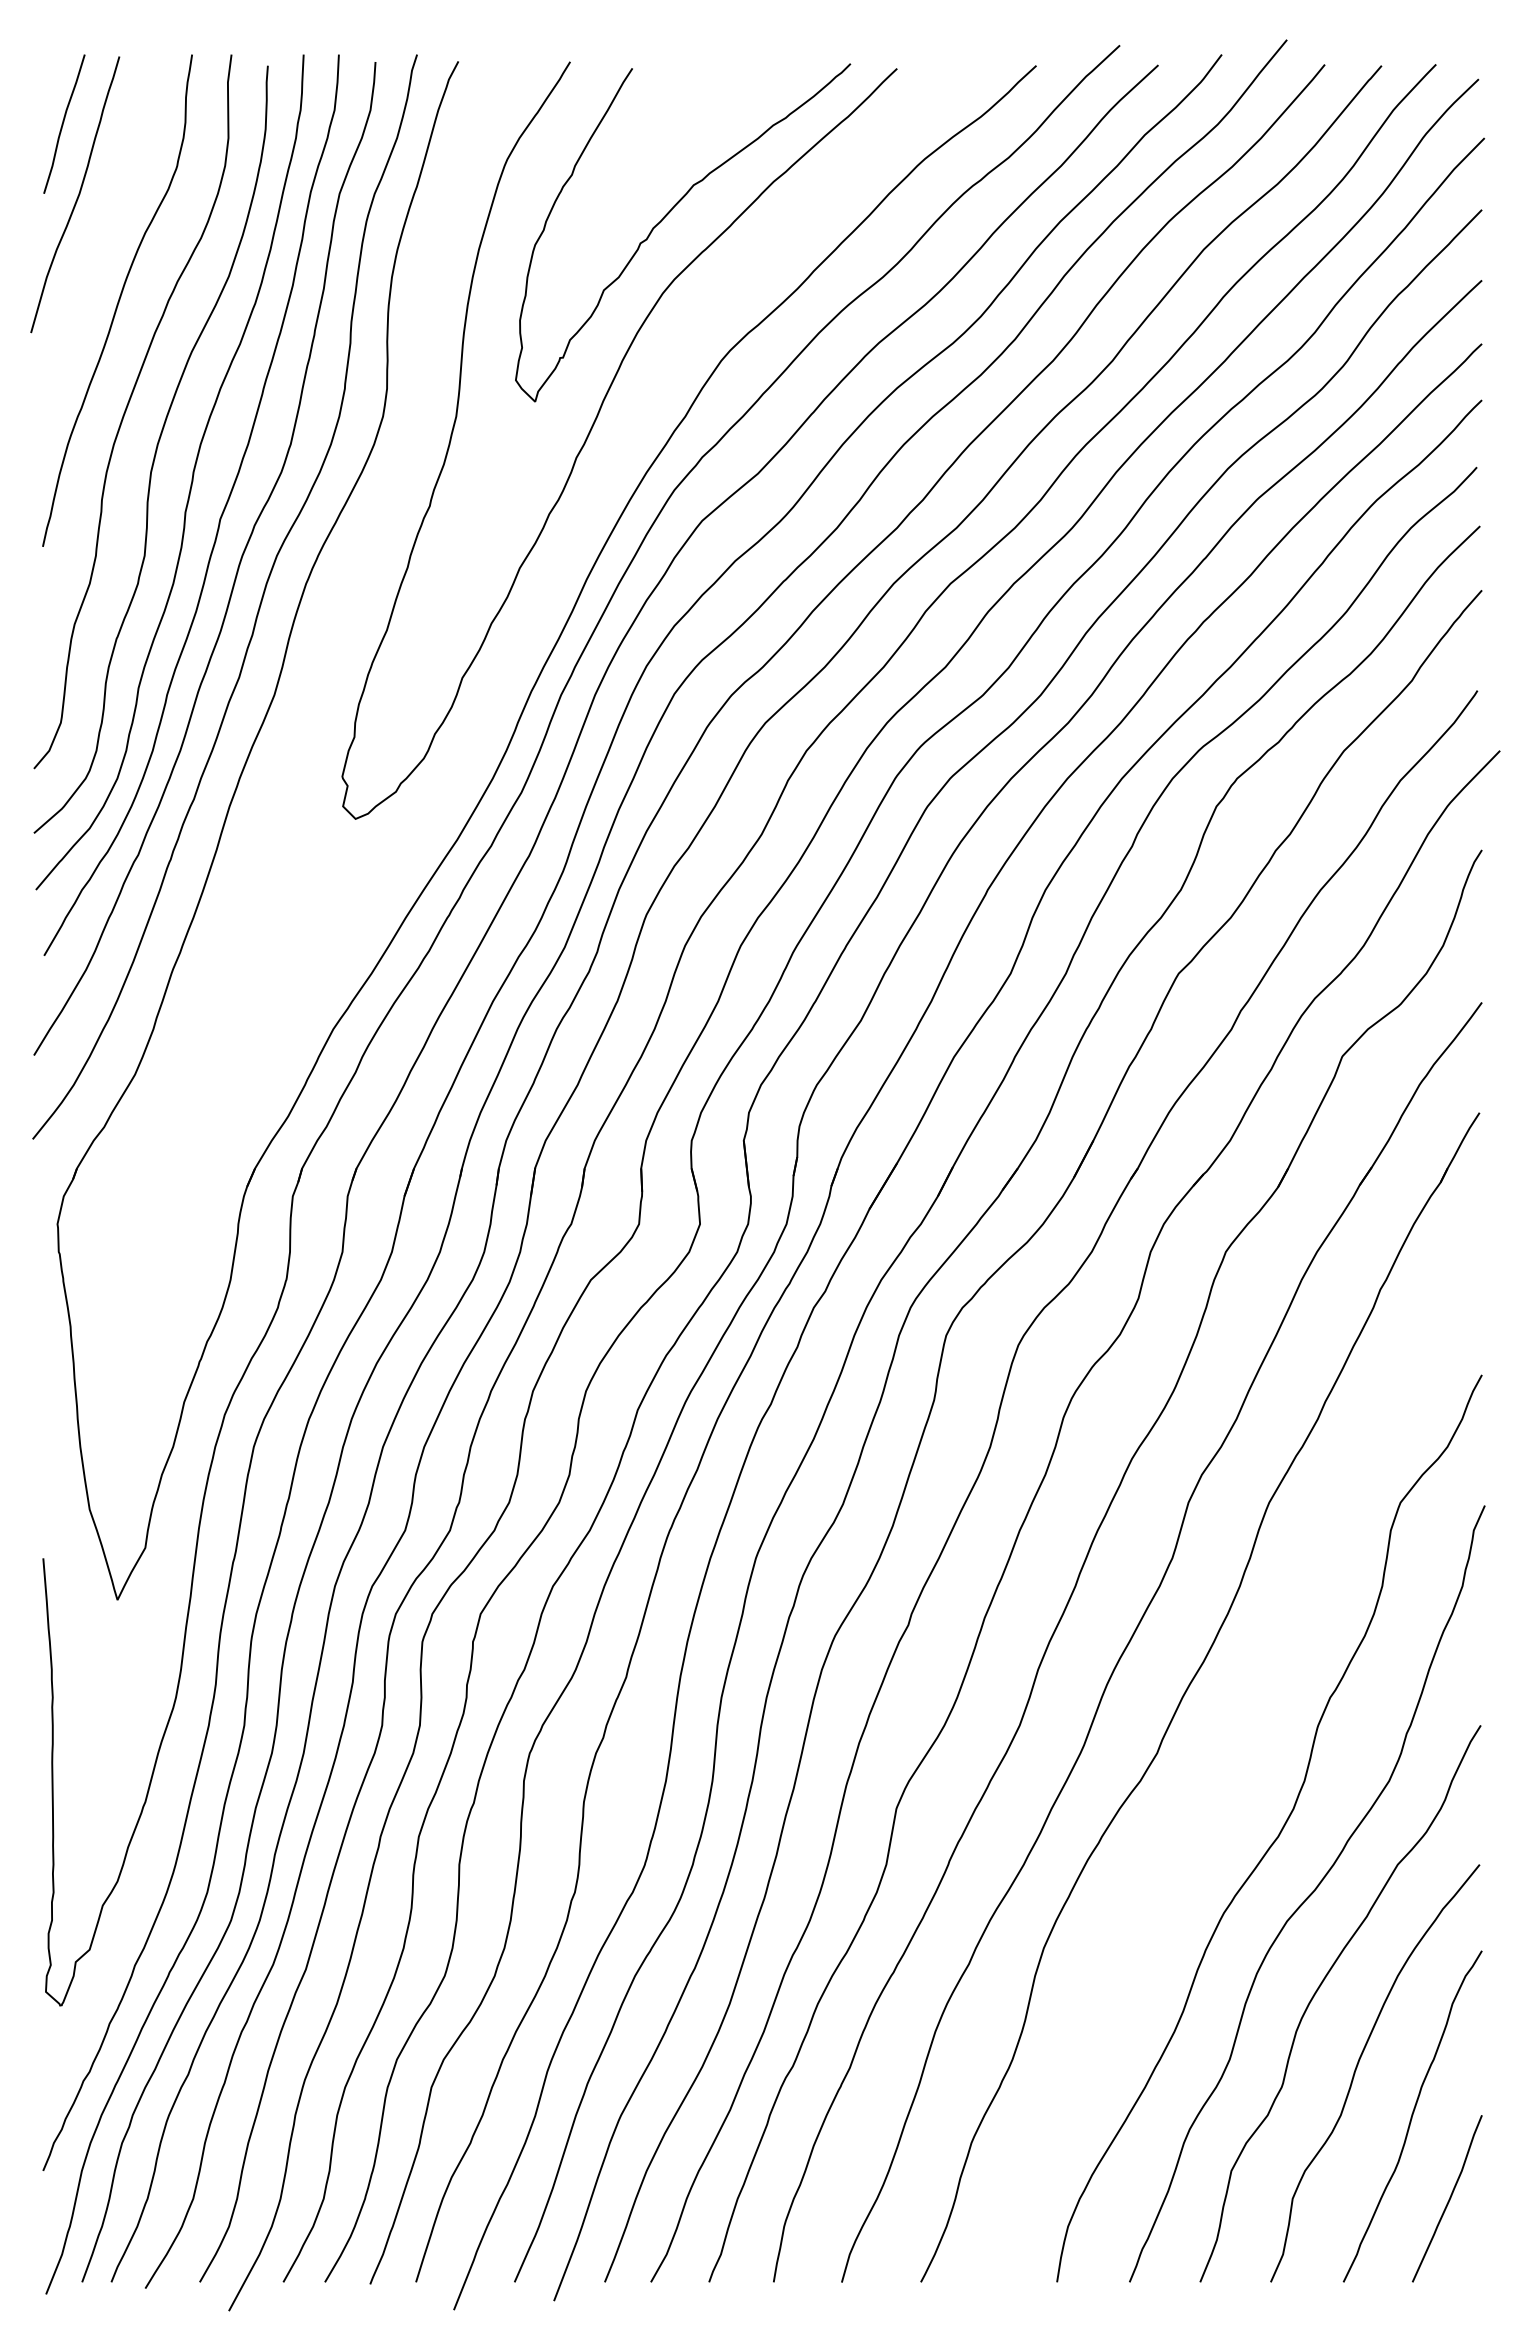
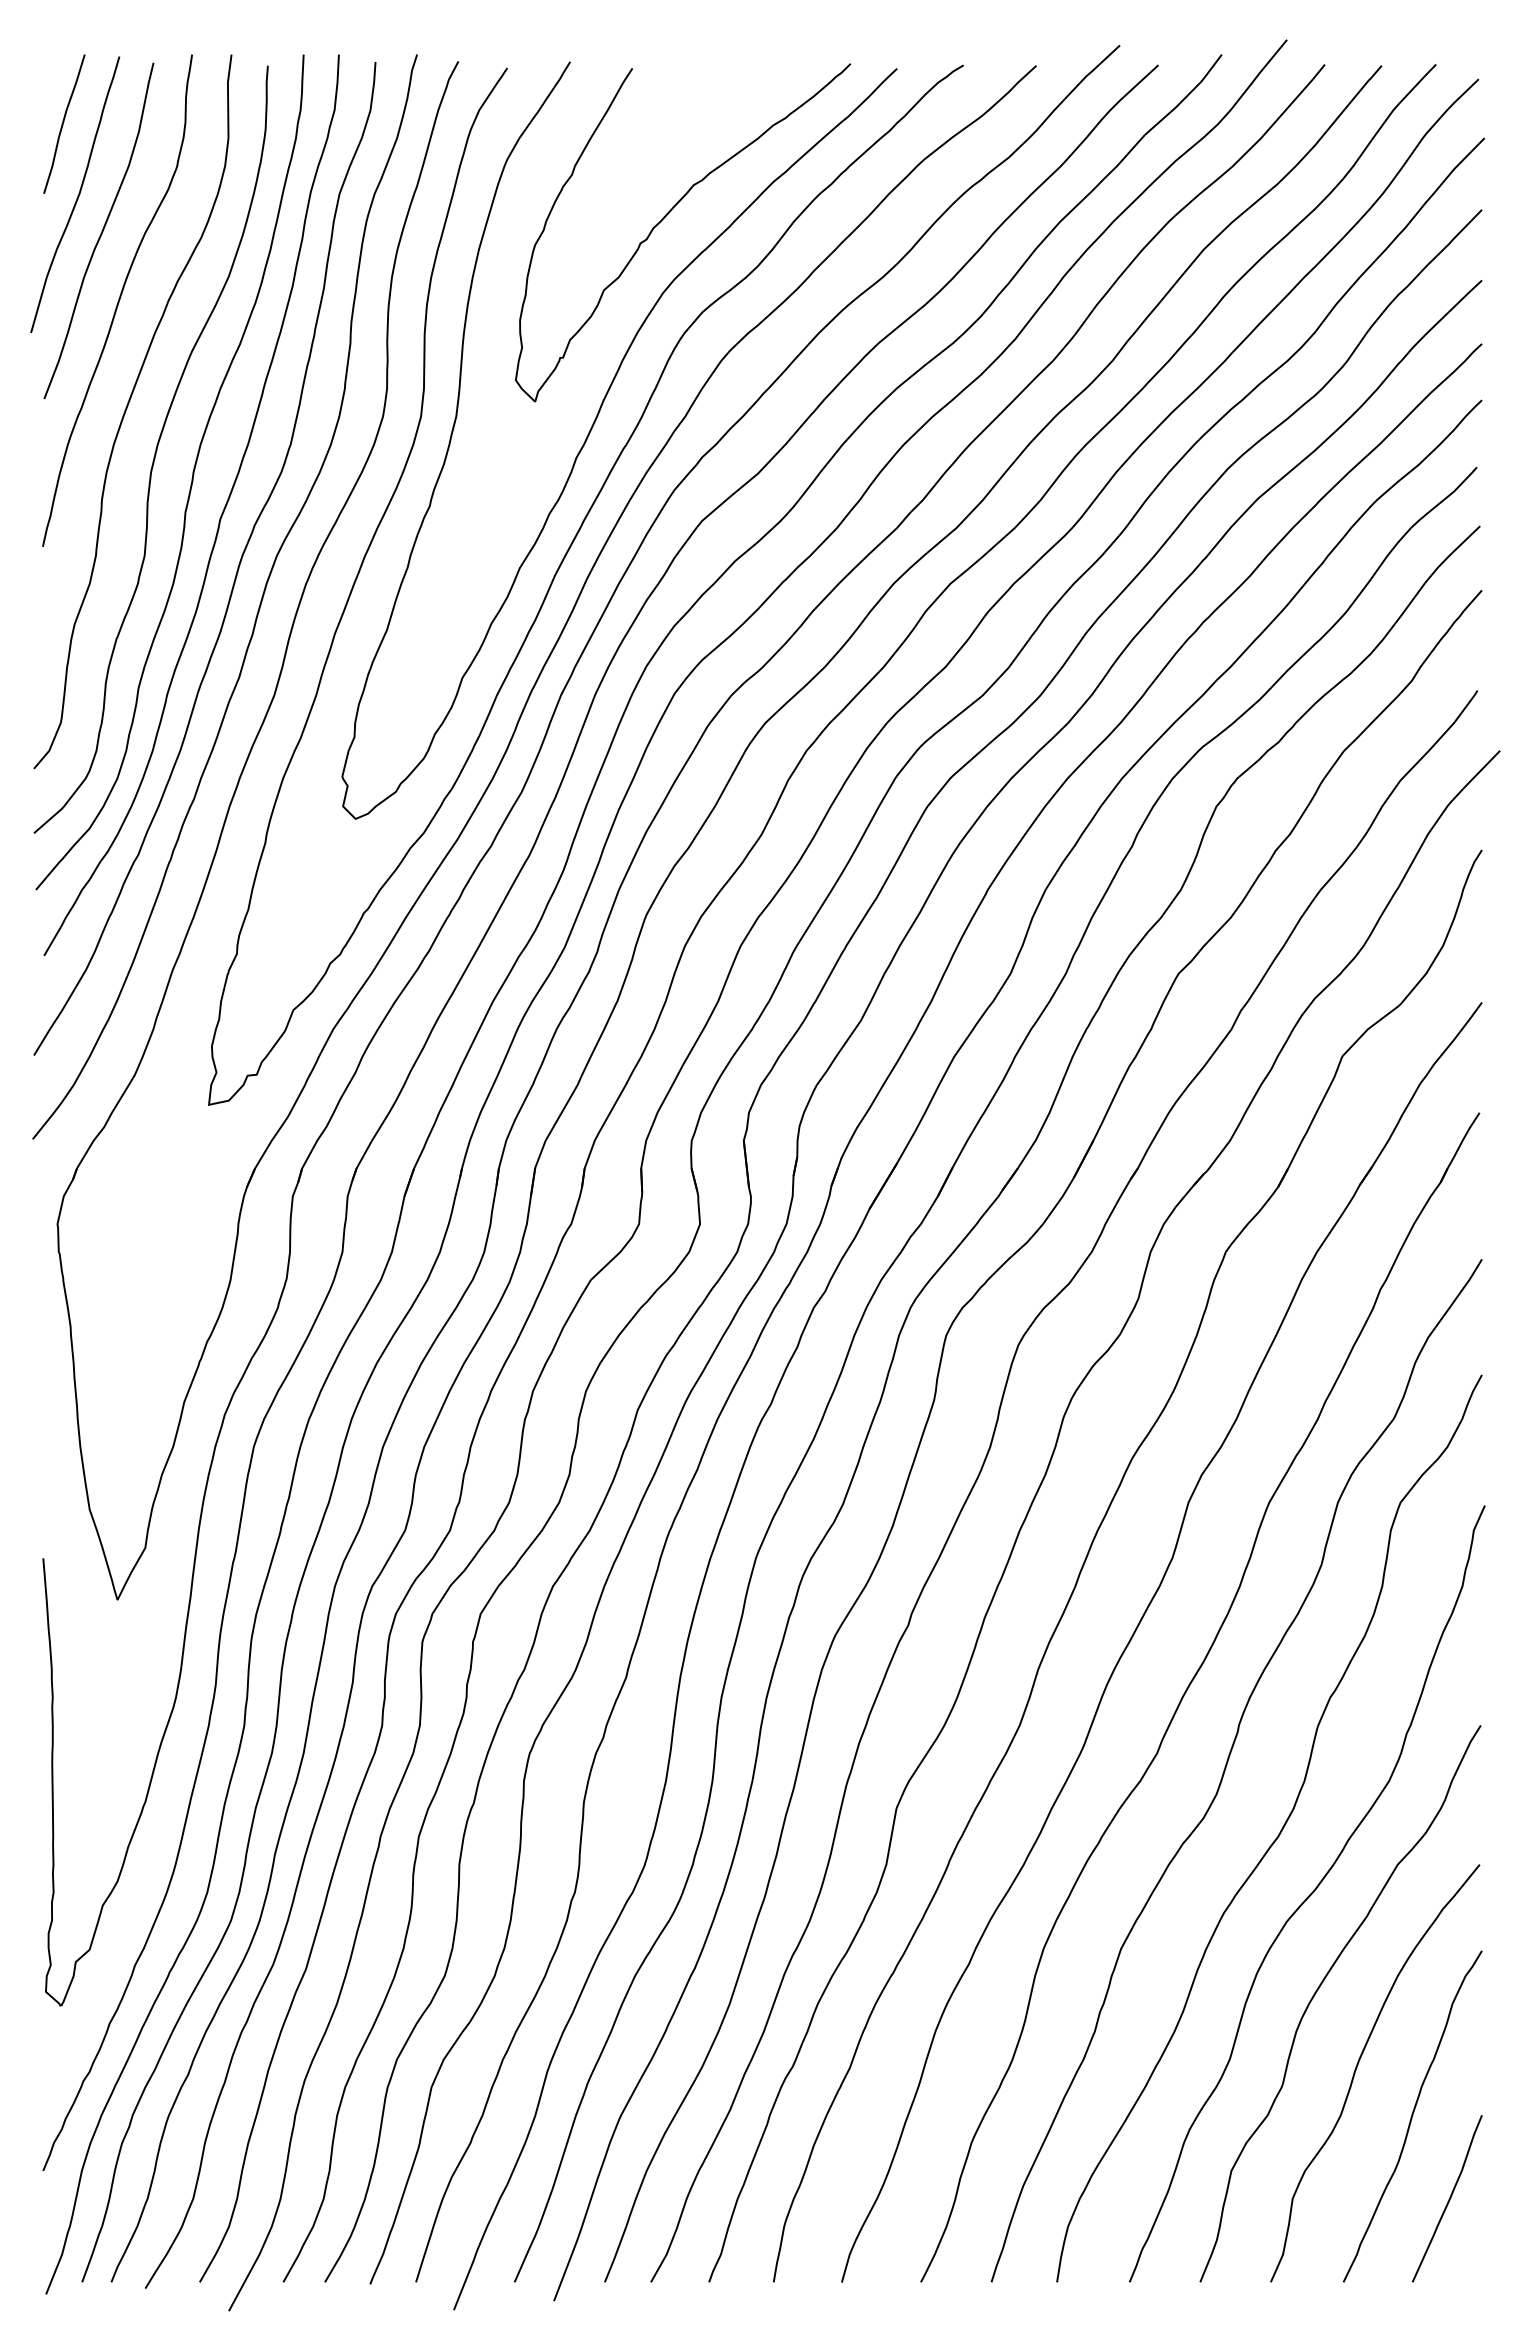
curve: none -> present (101, 230)
curve: none -> present (558, 571)
curve: none -> present (1226, 1768)
